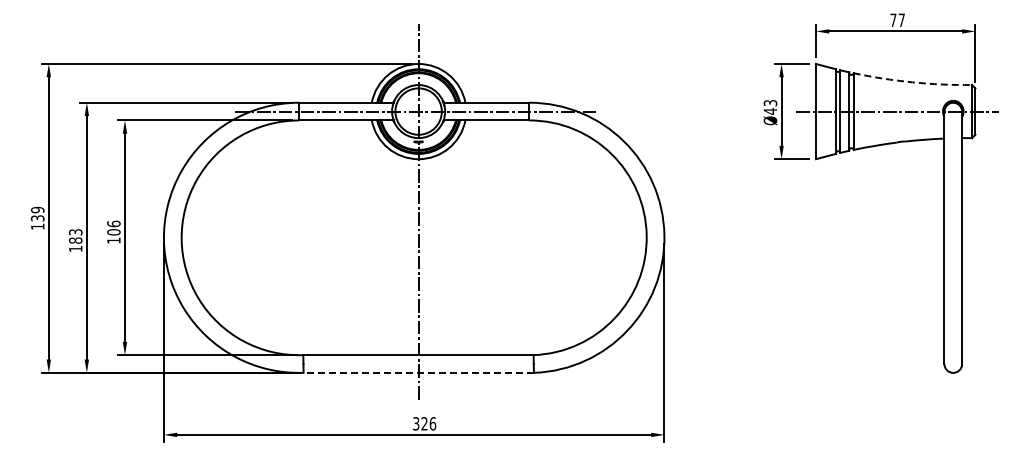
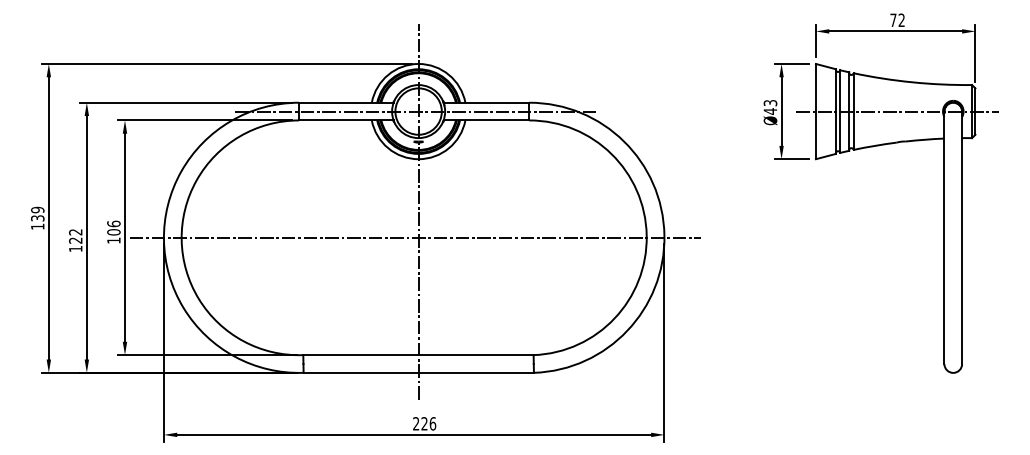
text: 77 -> 72 (901, 19)
arc: dashed -> solid (912, 82)
text: 183 -> 122 (75, 236)
line: none -> present (415, 237)
line: dashed -> solid (418, 372)
text: 326 -> 226 (416, 423)
